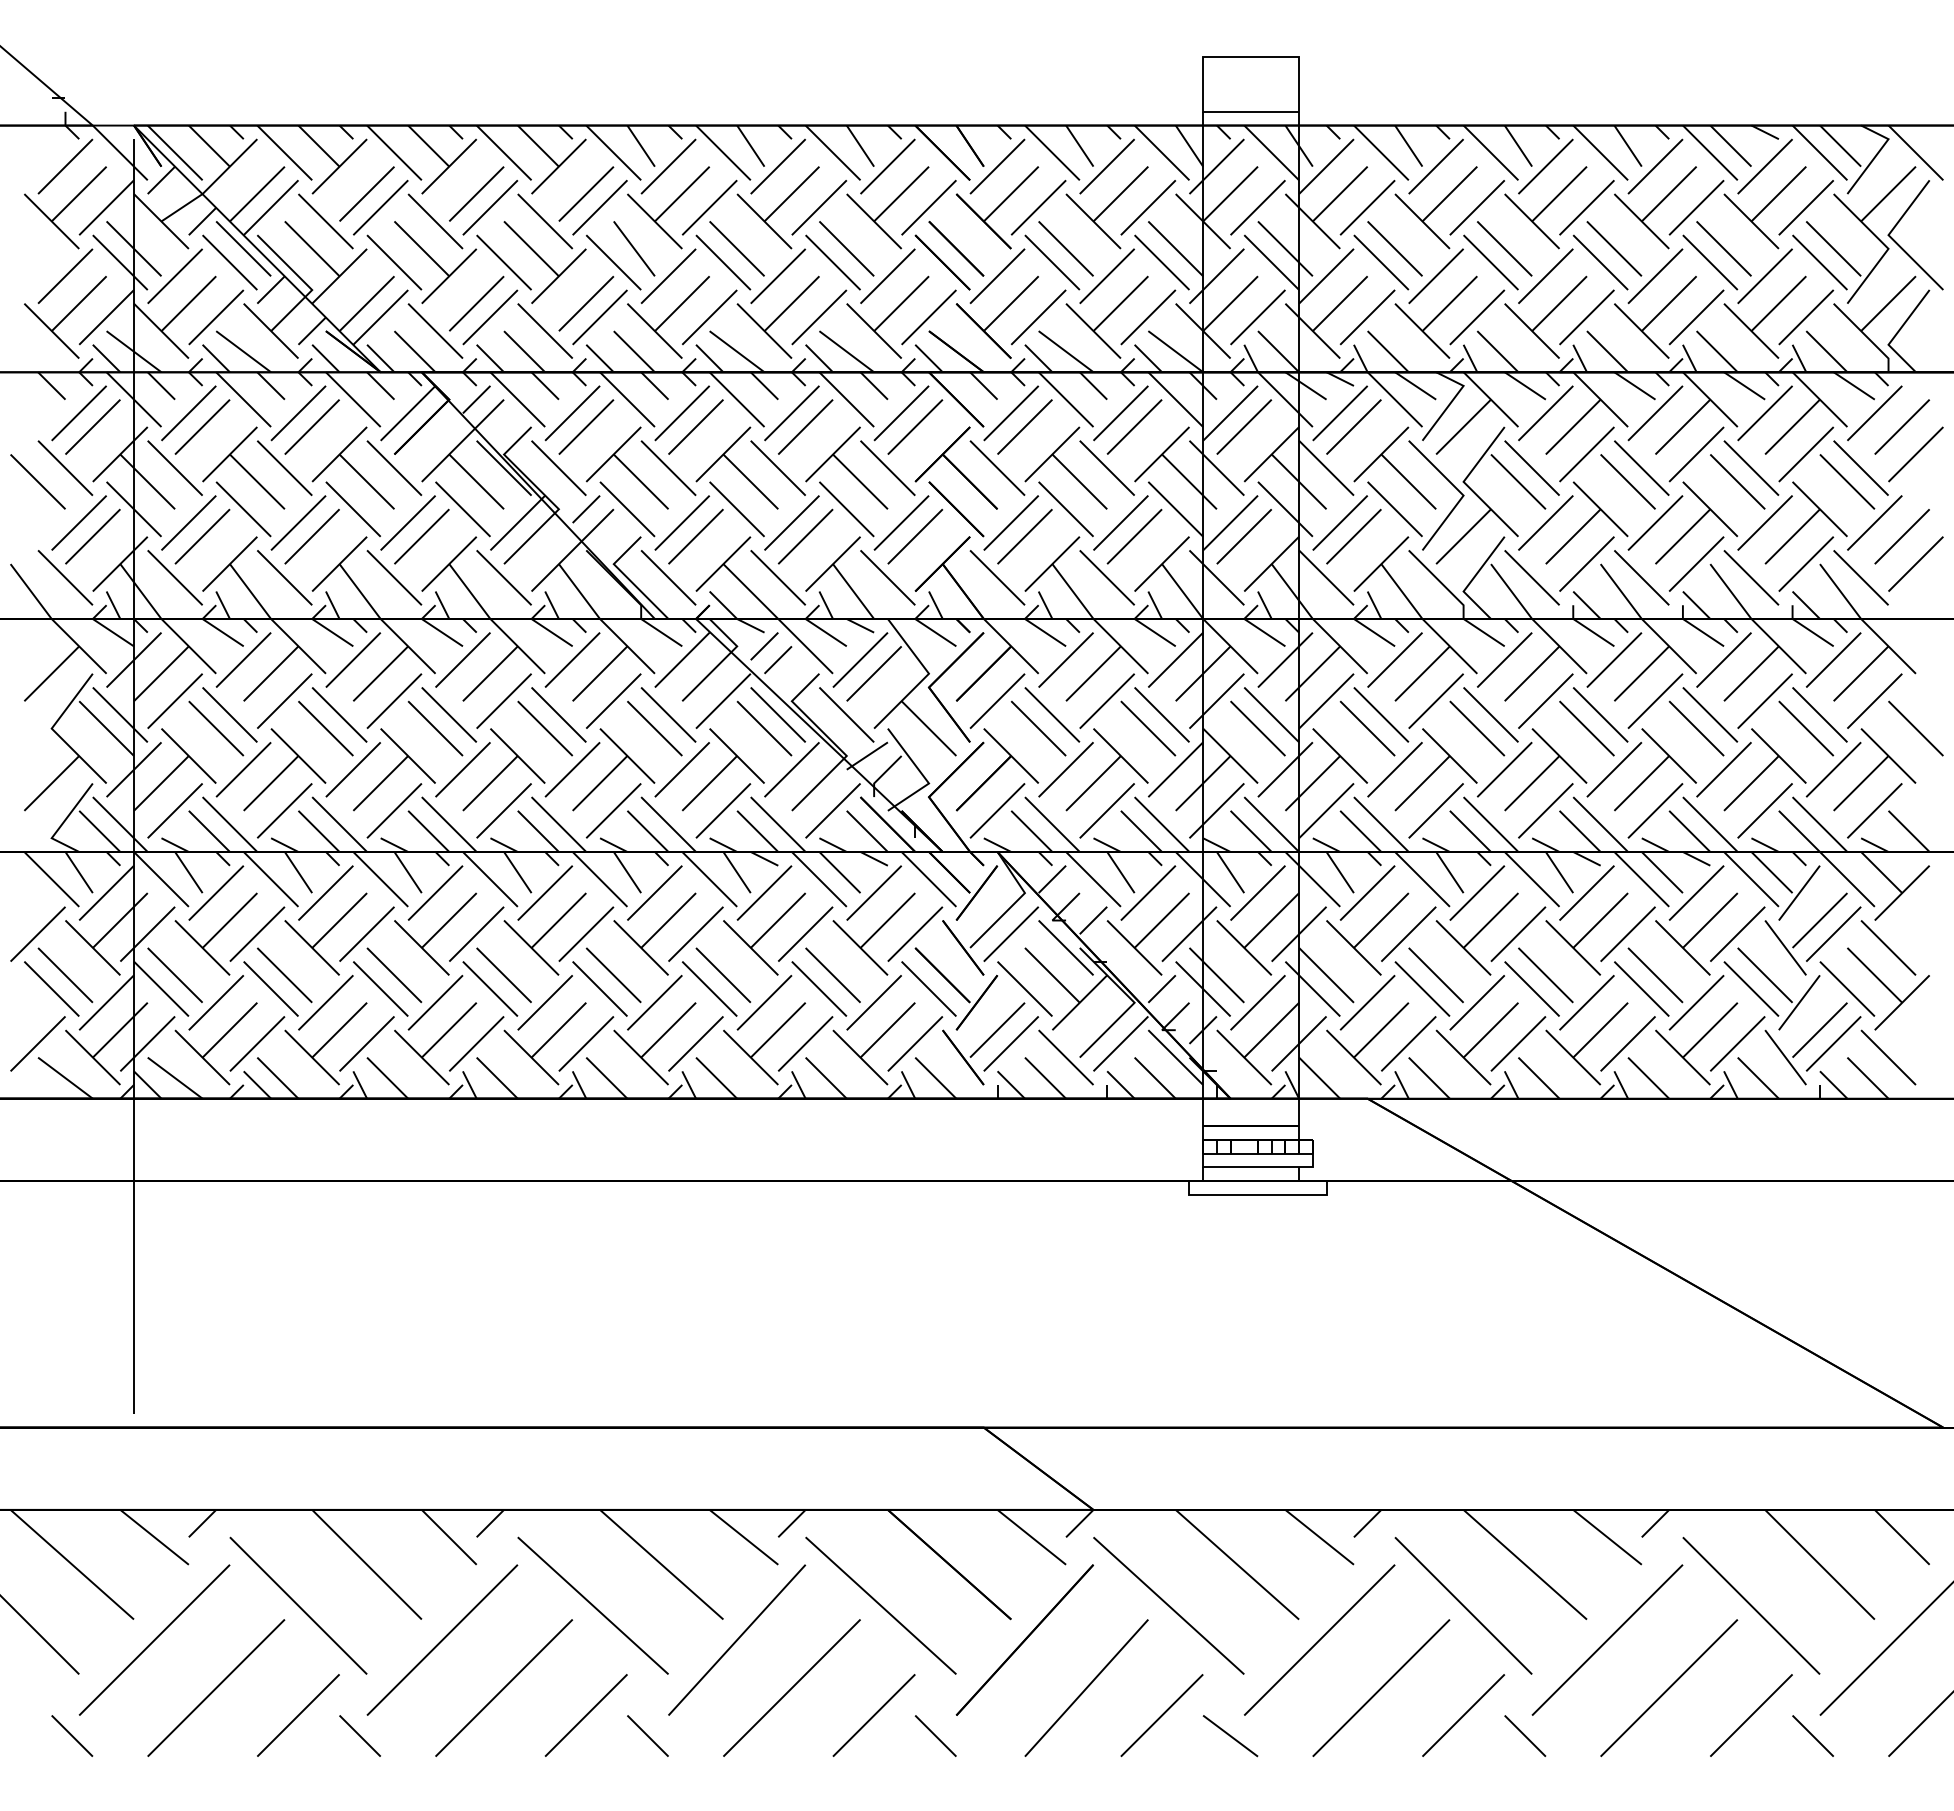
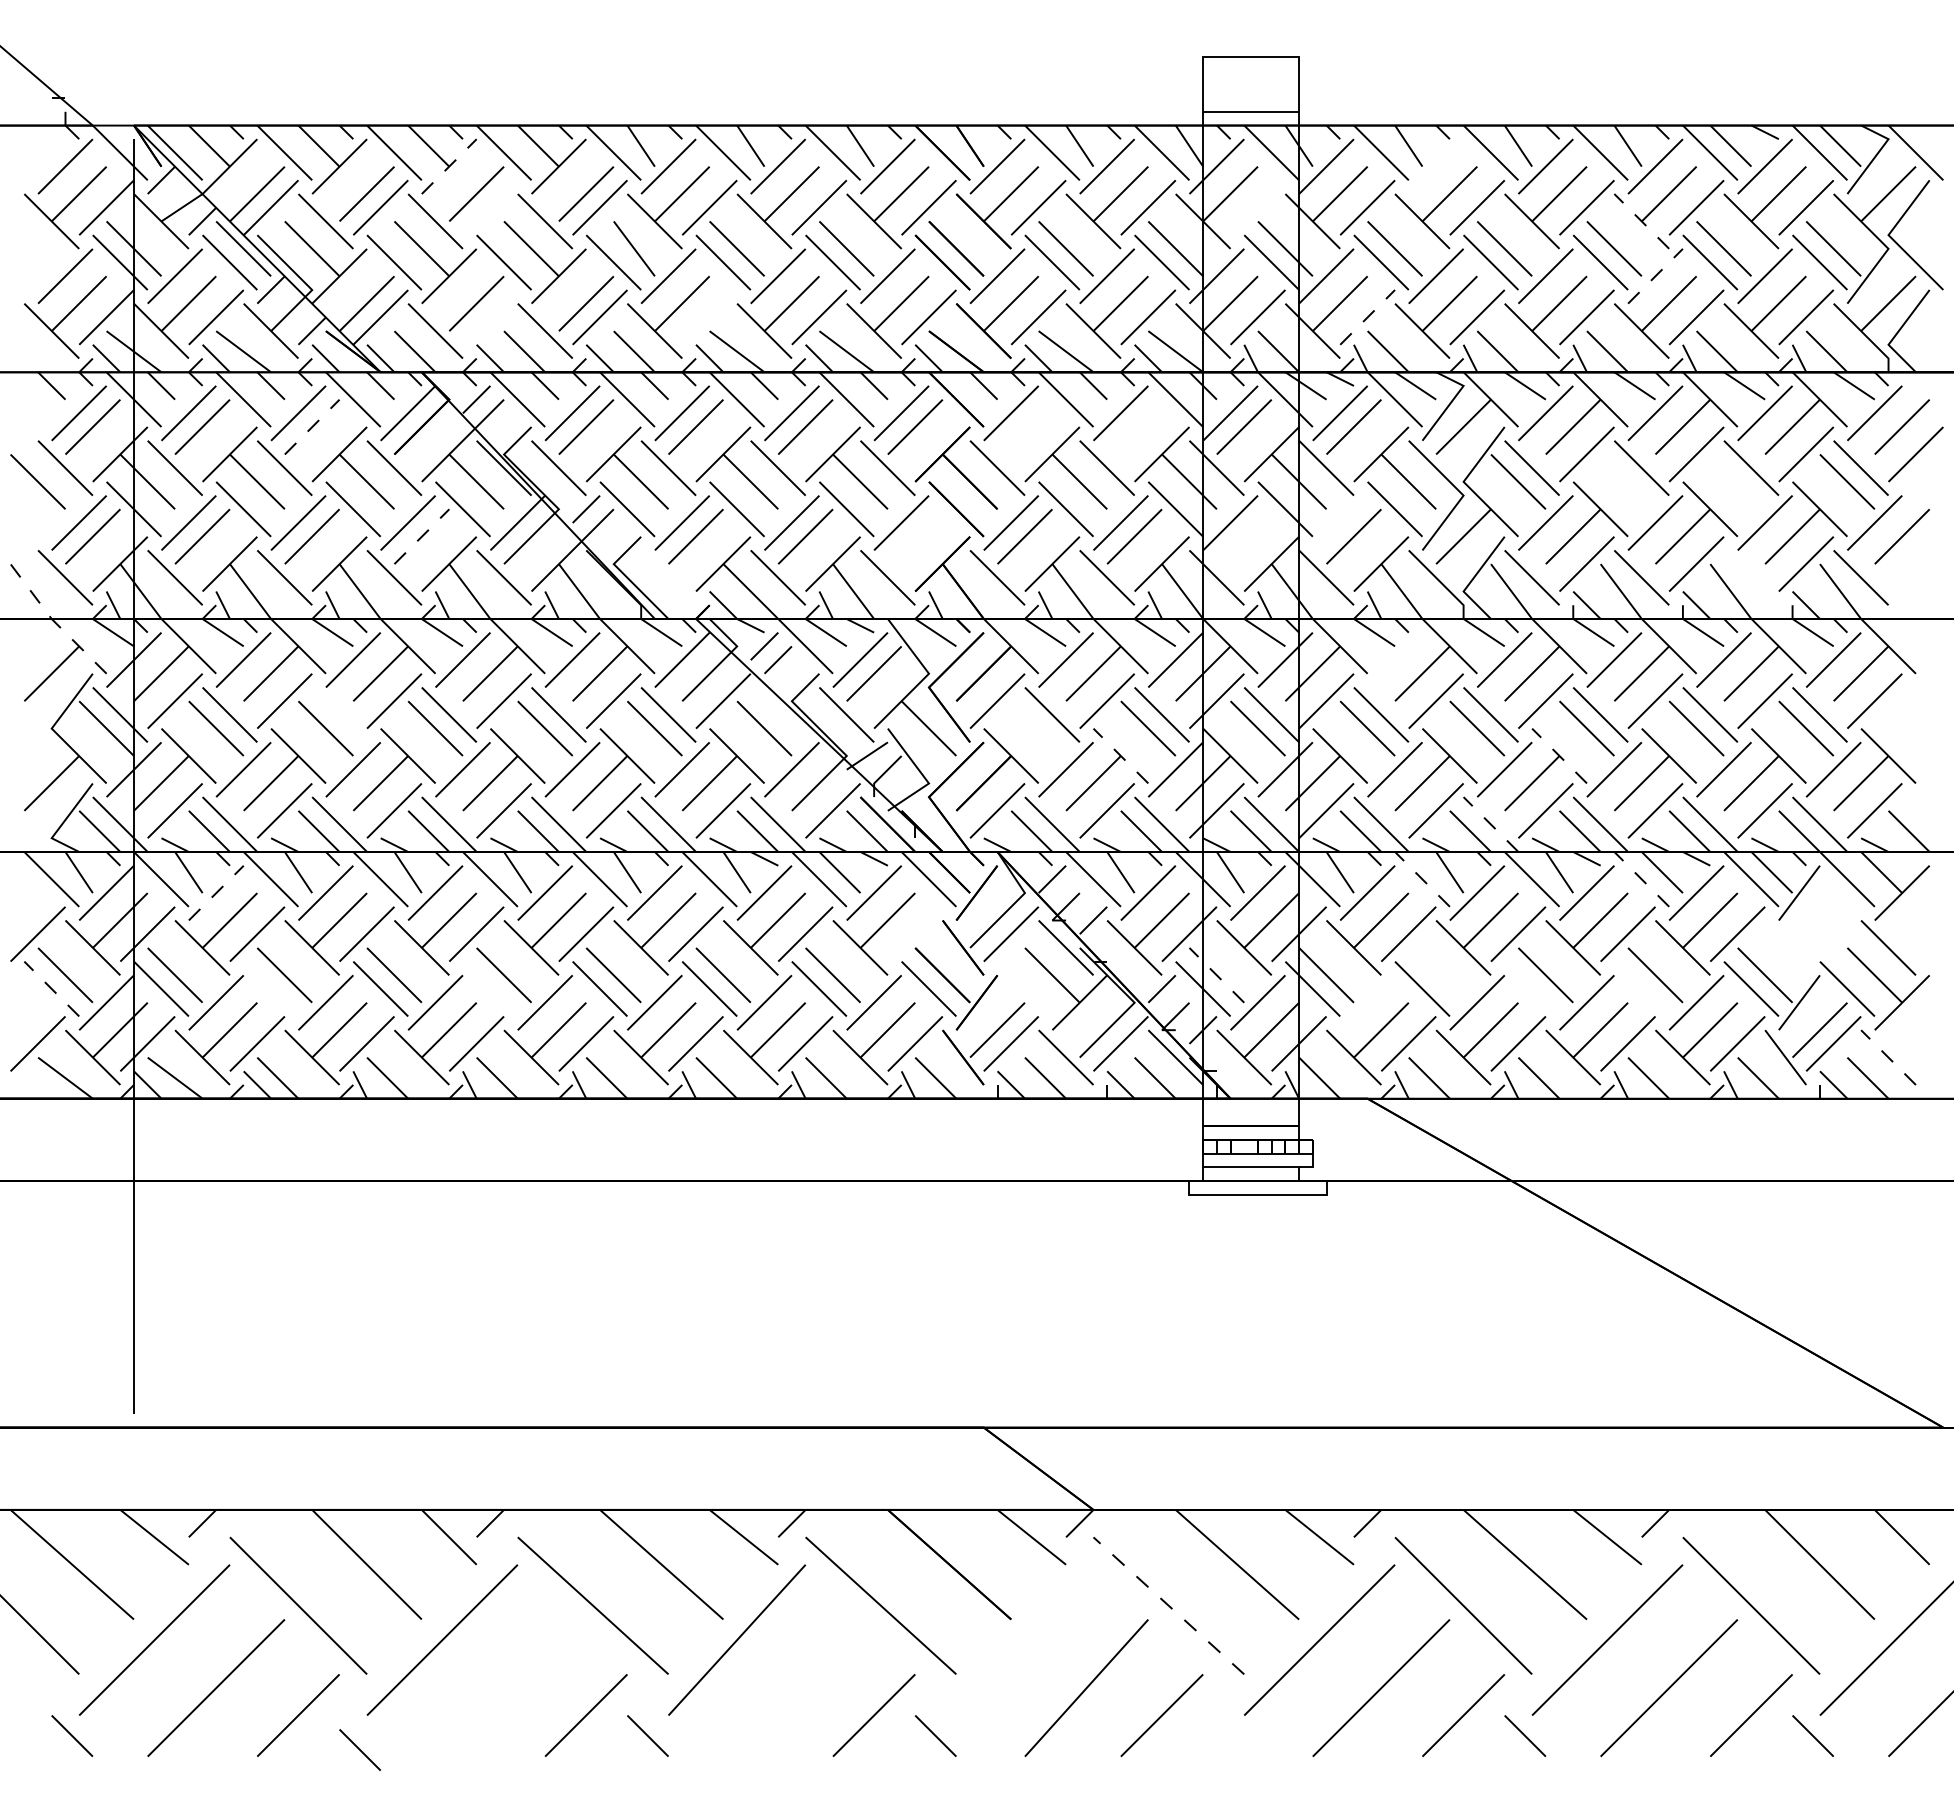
line: solid -> dashed (449, 166)
line: present -> none (1435, 166)
line: present -> none (490, 207)
line: present -> none (1257, 207)
line: solid -> dashed (1641, 221)
line: solid -> dashed (1655, 276)
line: present -> none (709, 316)
line: present -> none (490, 317)
line: solid -> dashed (1367, 317)
line: present -> none (1024, 426)
line: present -> none (1134, 426)
line: solid -> dashed (312, 427)
line: present -> none (1627, 481)
line: present -> none (1737, 481)
line: present -> none (1339, 522)
line: solid -> dashed (421, 536)
line: present -> none (915, 536)
line: present -> none (1243, 536)
line: present -> none (1915, 563)
line: present -> none (668, 577)
line: present -> none (1751, 577)
line: solid -> dashed (54, 621)
line: present -> none (1394, 659)
line: present -> none (339, 714)
line: present -> none (777, 714)
line: present -> none (1038, 728)
line: present -> none (1915, 728)
line: solid -> dashed (1120, 756)
line: solid -> dashed (1559, 756)
line: solid -> dashed (1491, 824)
line: solid -> dashed (1422, 879)
line: solid -> dashed (1641, 879)
line: solid -> dashed (216, 893)
line: present -> none (915, 933)
part: present -> none (1812, 933)
line: solid -> dashed (1216, 975)
line: present -> none (1435, 975)
line: present -> none (270, 988)
line: present -> none (490, 988)
line: present -> none (1024, 988)
line: present -> none (1531, 988)
line: present -> none (1641, 988)
line: solid -> dashed (51, 989)
line: present -> none (1367, 1002)
line: solid -> dashed (1888, 1057)
line: solid -> dashed (1168, 1605)
line: present -> none (1024, 1639)
line: present -> none (504, 1687)
line: present -> none (791, 1687)
line position: (359, 1735) -> (359, 1749) (359, 1749)
line: present -> none (1230, 1736)
